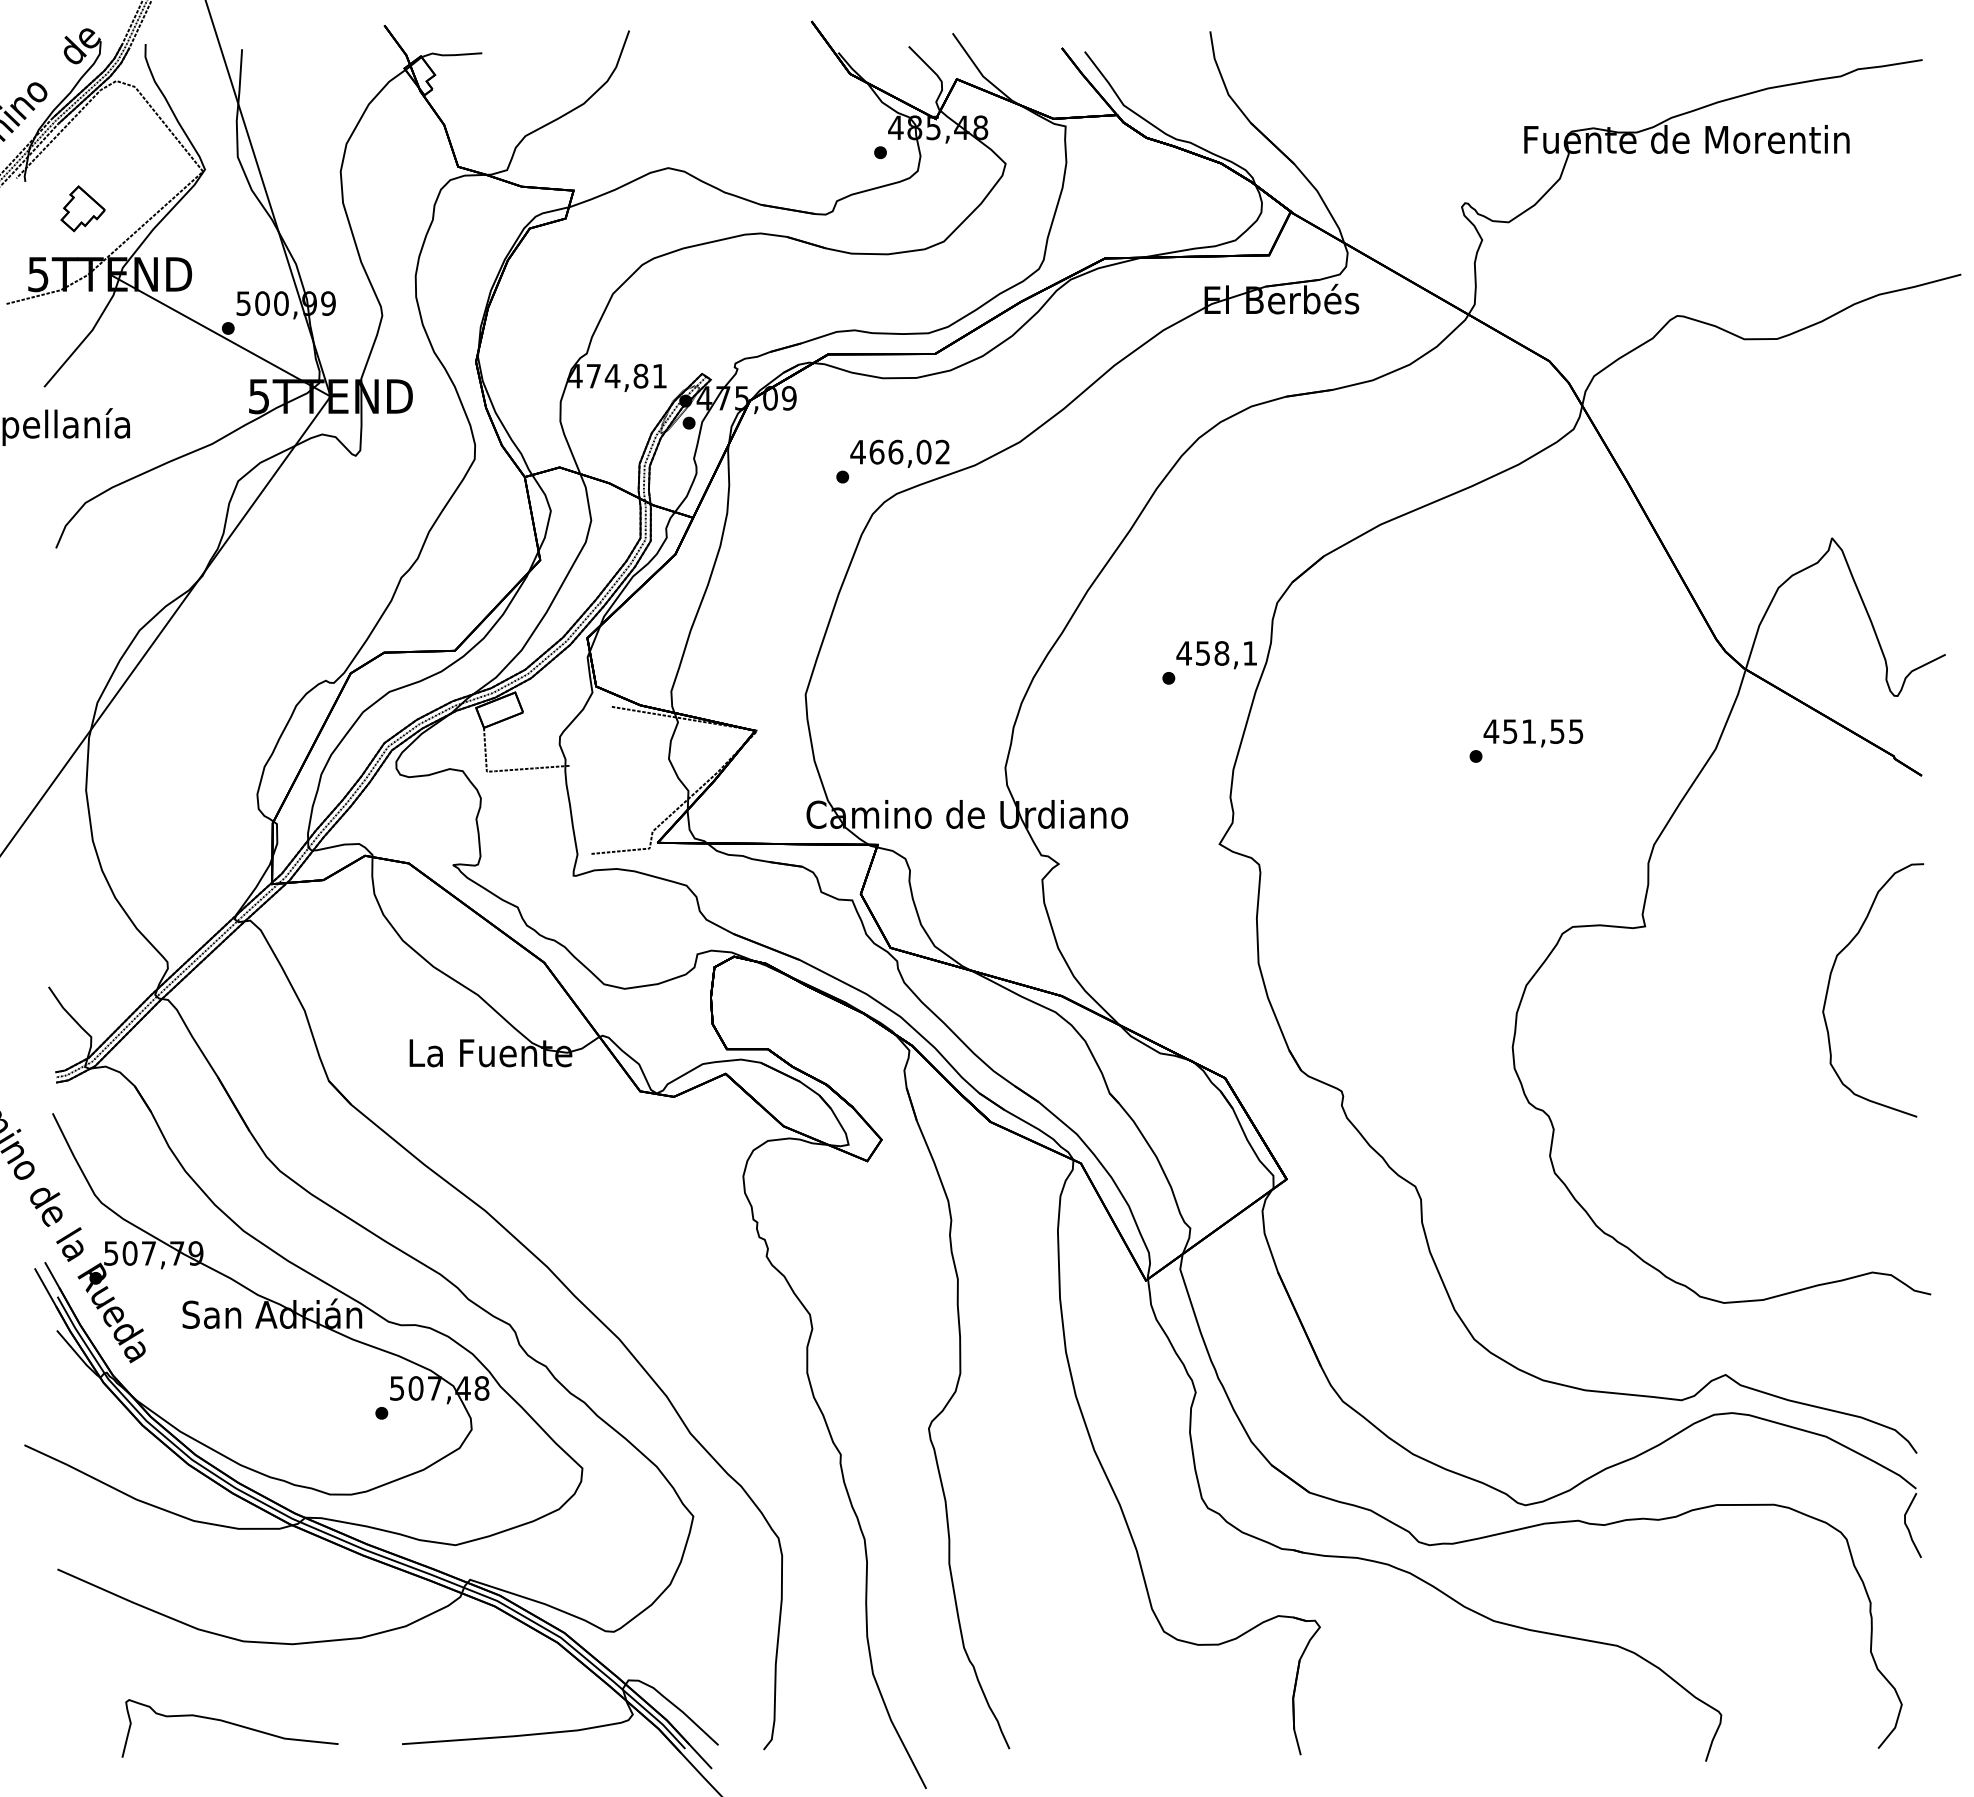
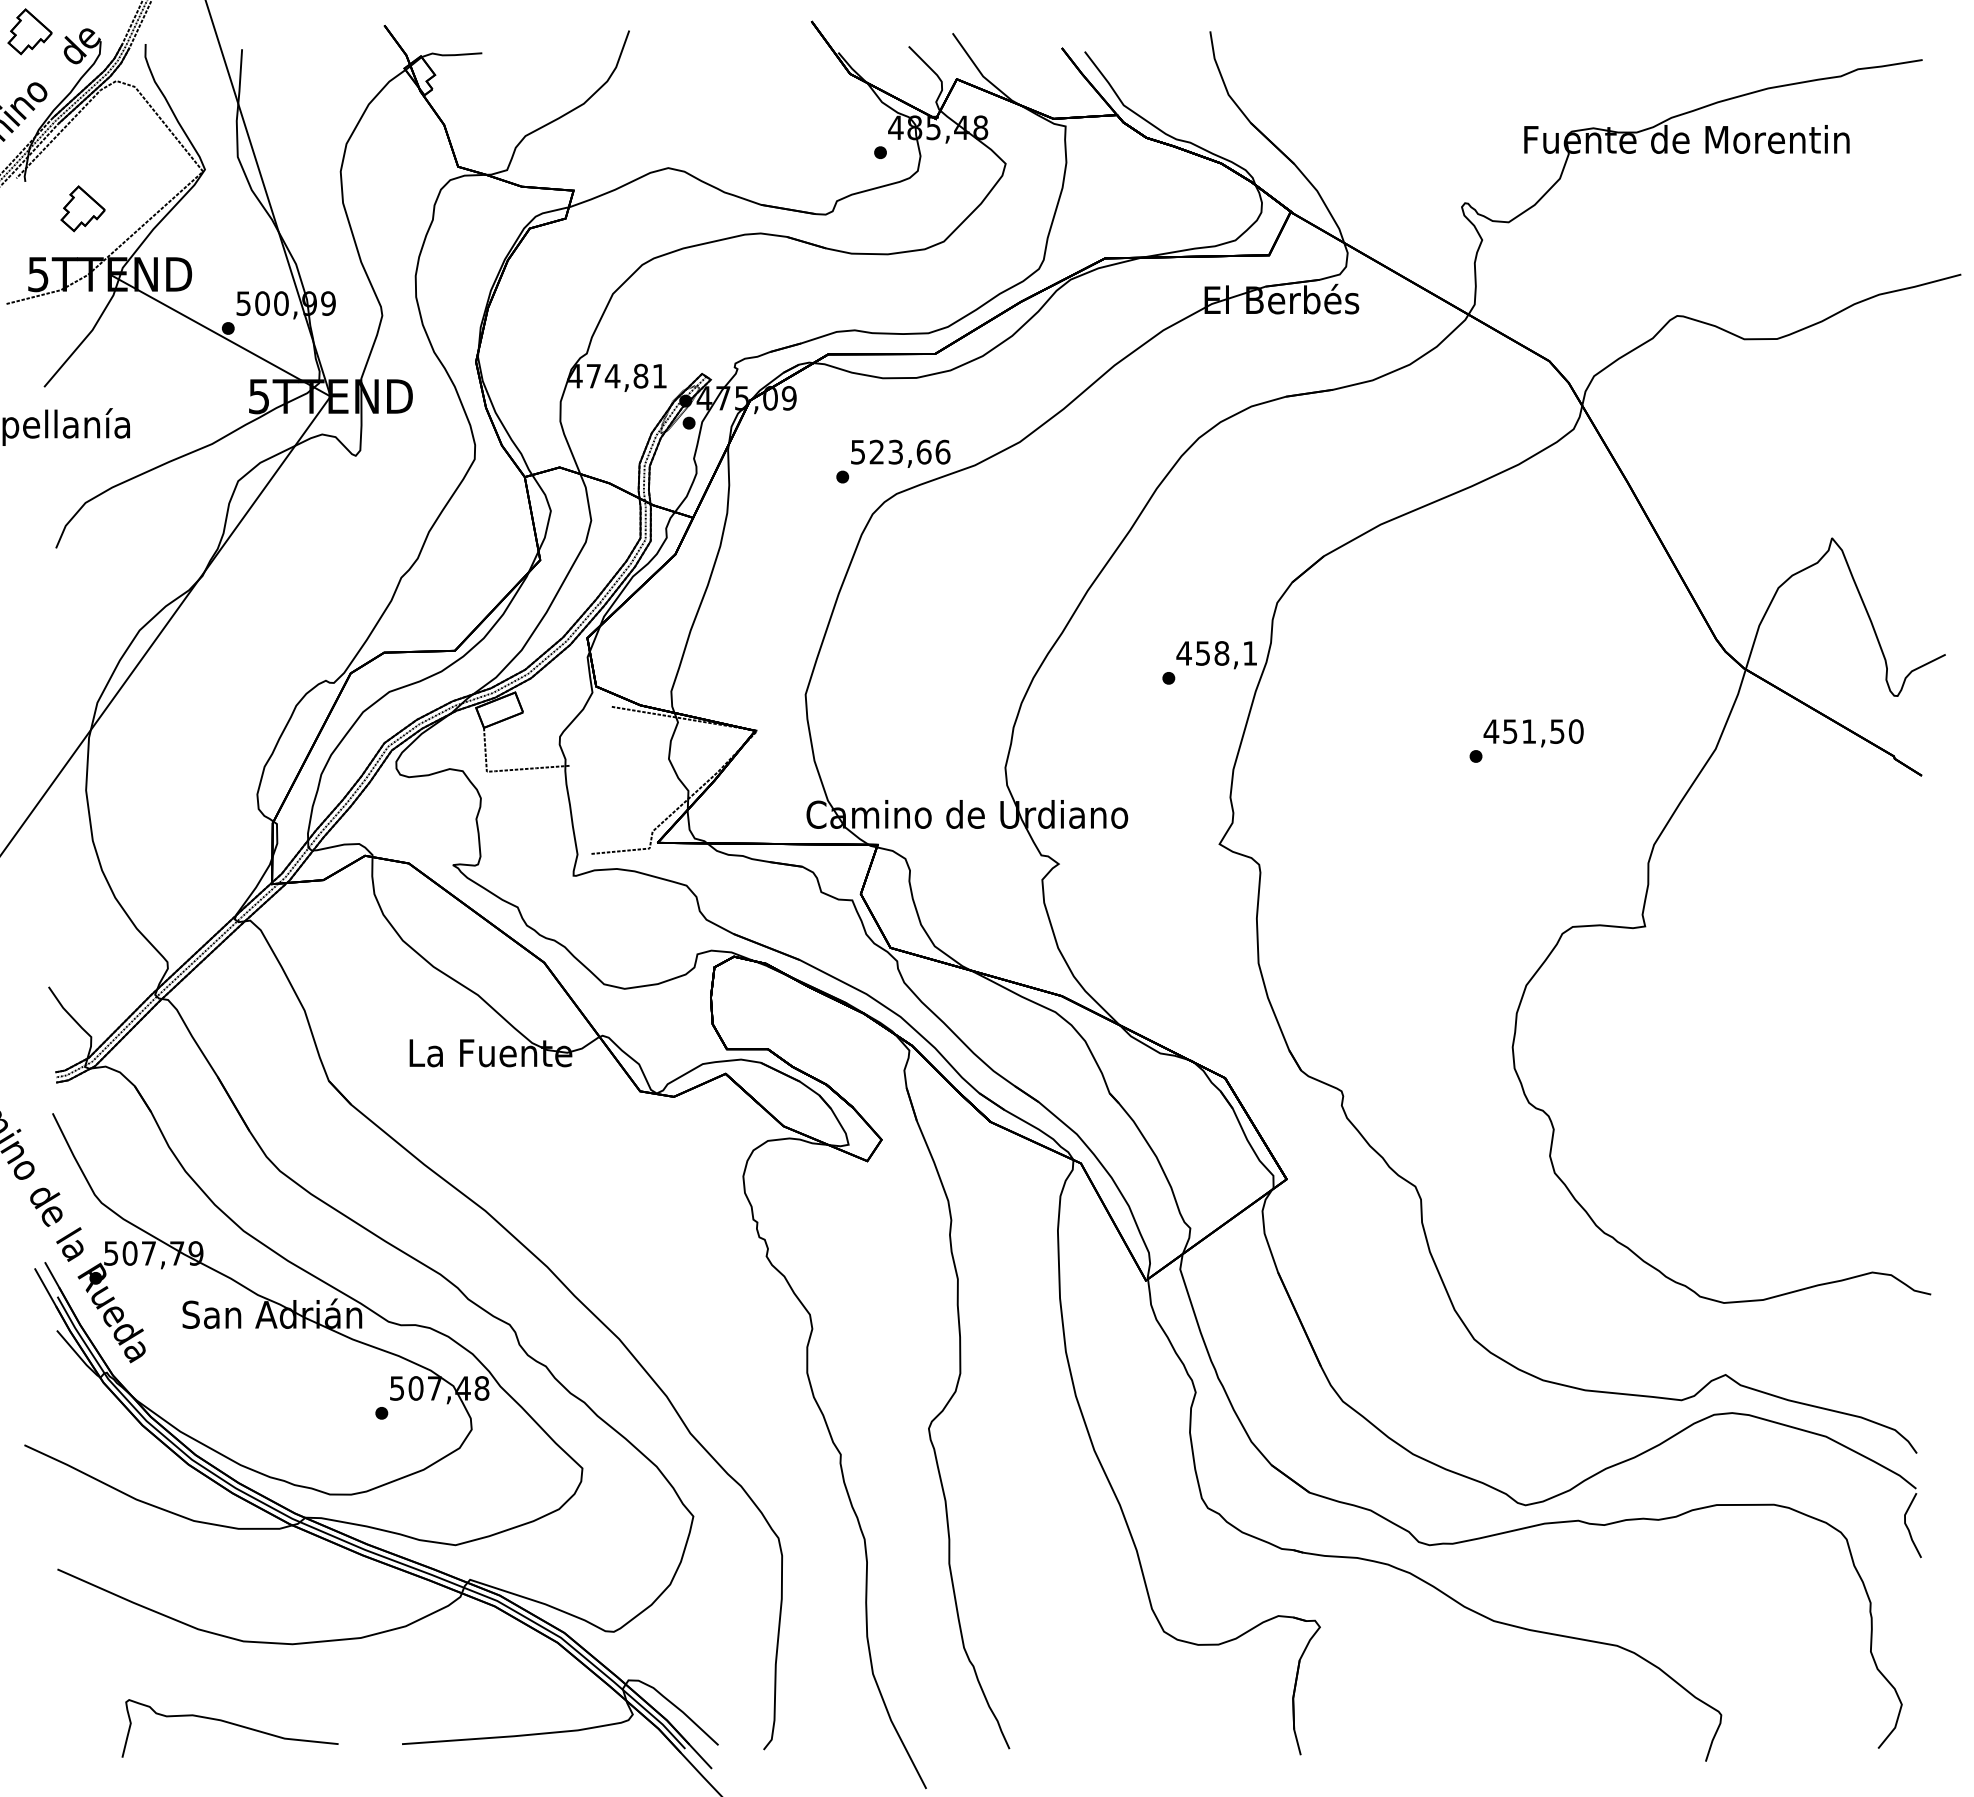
part: none -> present (29, 31)
text: 466,02 -> 523,66 (900, 451)
text: 451,55 -> 451,50 (1575, 731)
part: present -> none (1830, 981)
